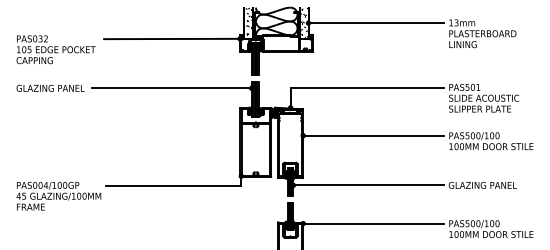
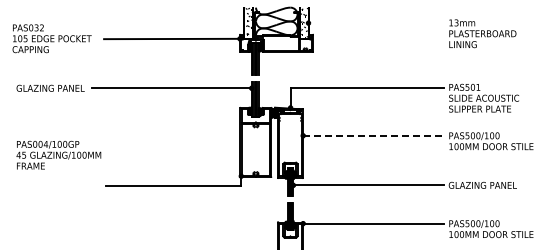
line: present -> none (376, 23)
text position: (55, 49) -> (51, 38) (51, 38)
line: solid -> dashed (374, 135)
text position: (58, 195) -> (58, 154) (58, 154)
